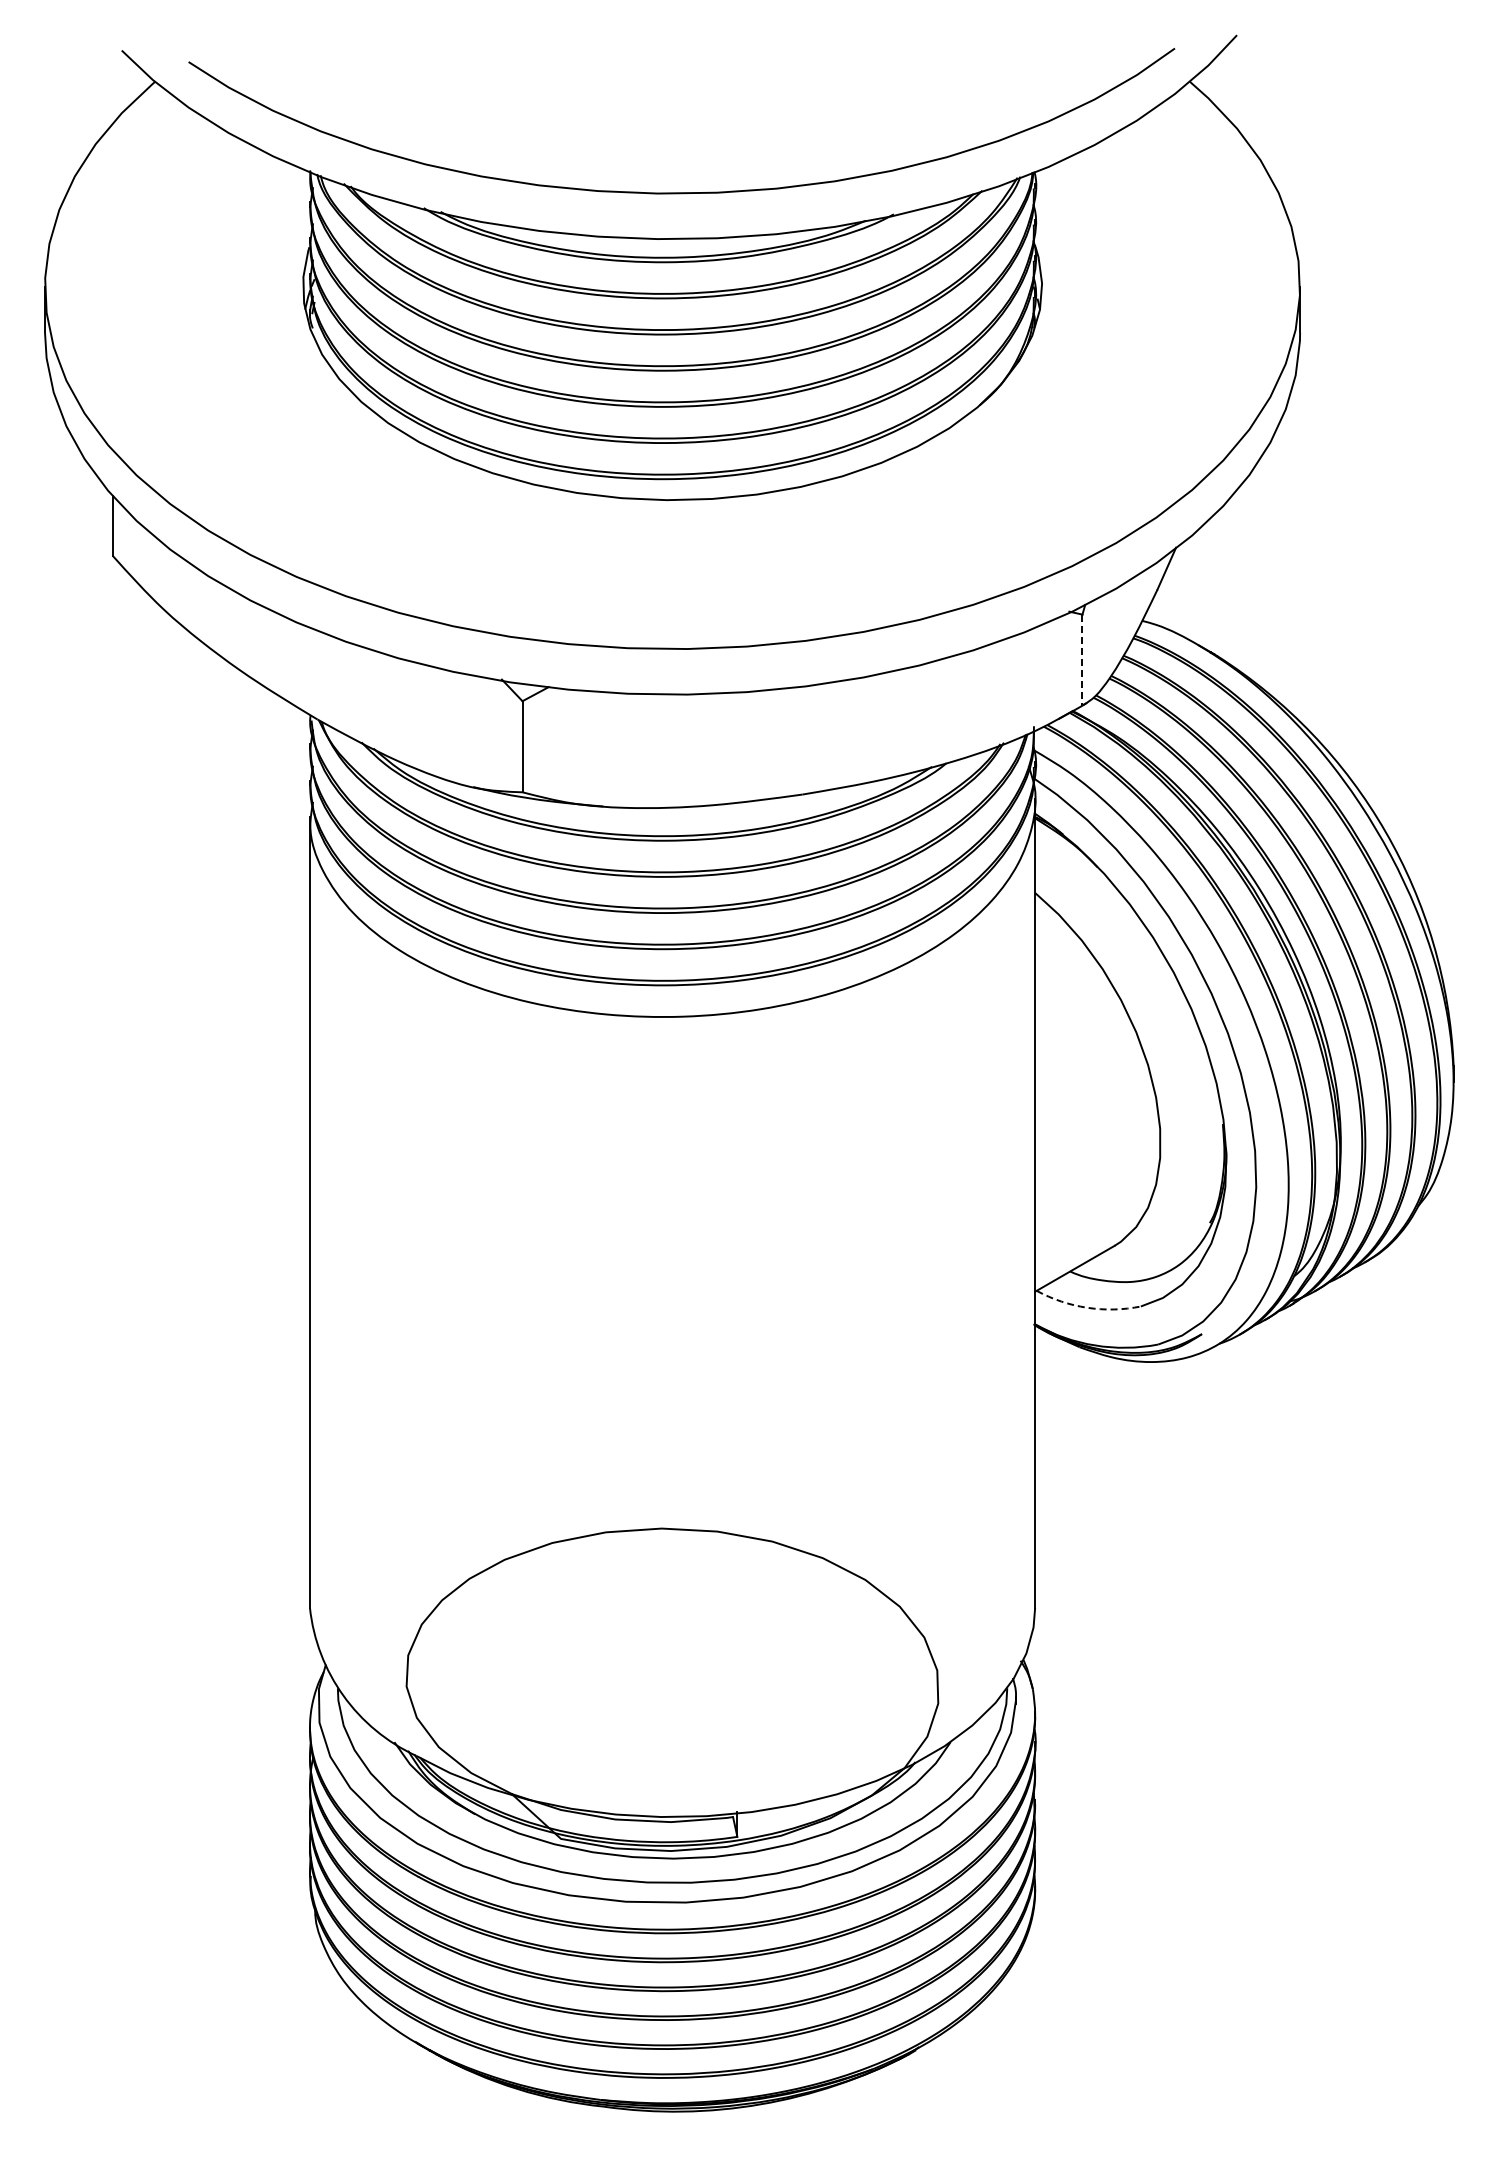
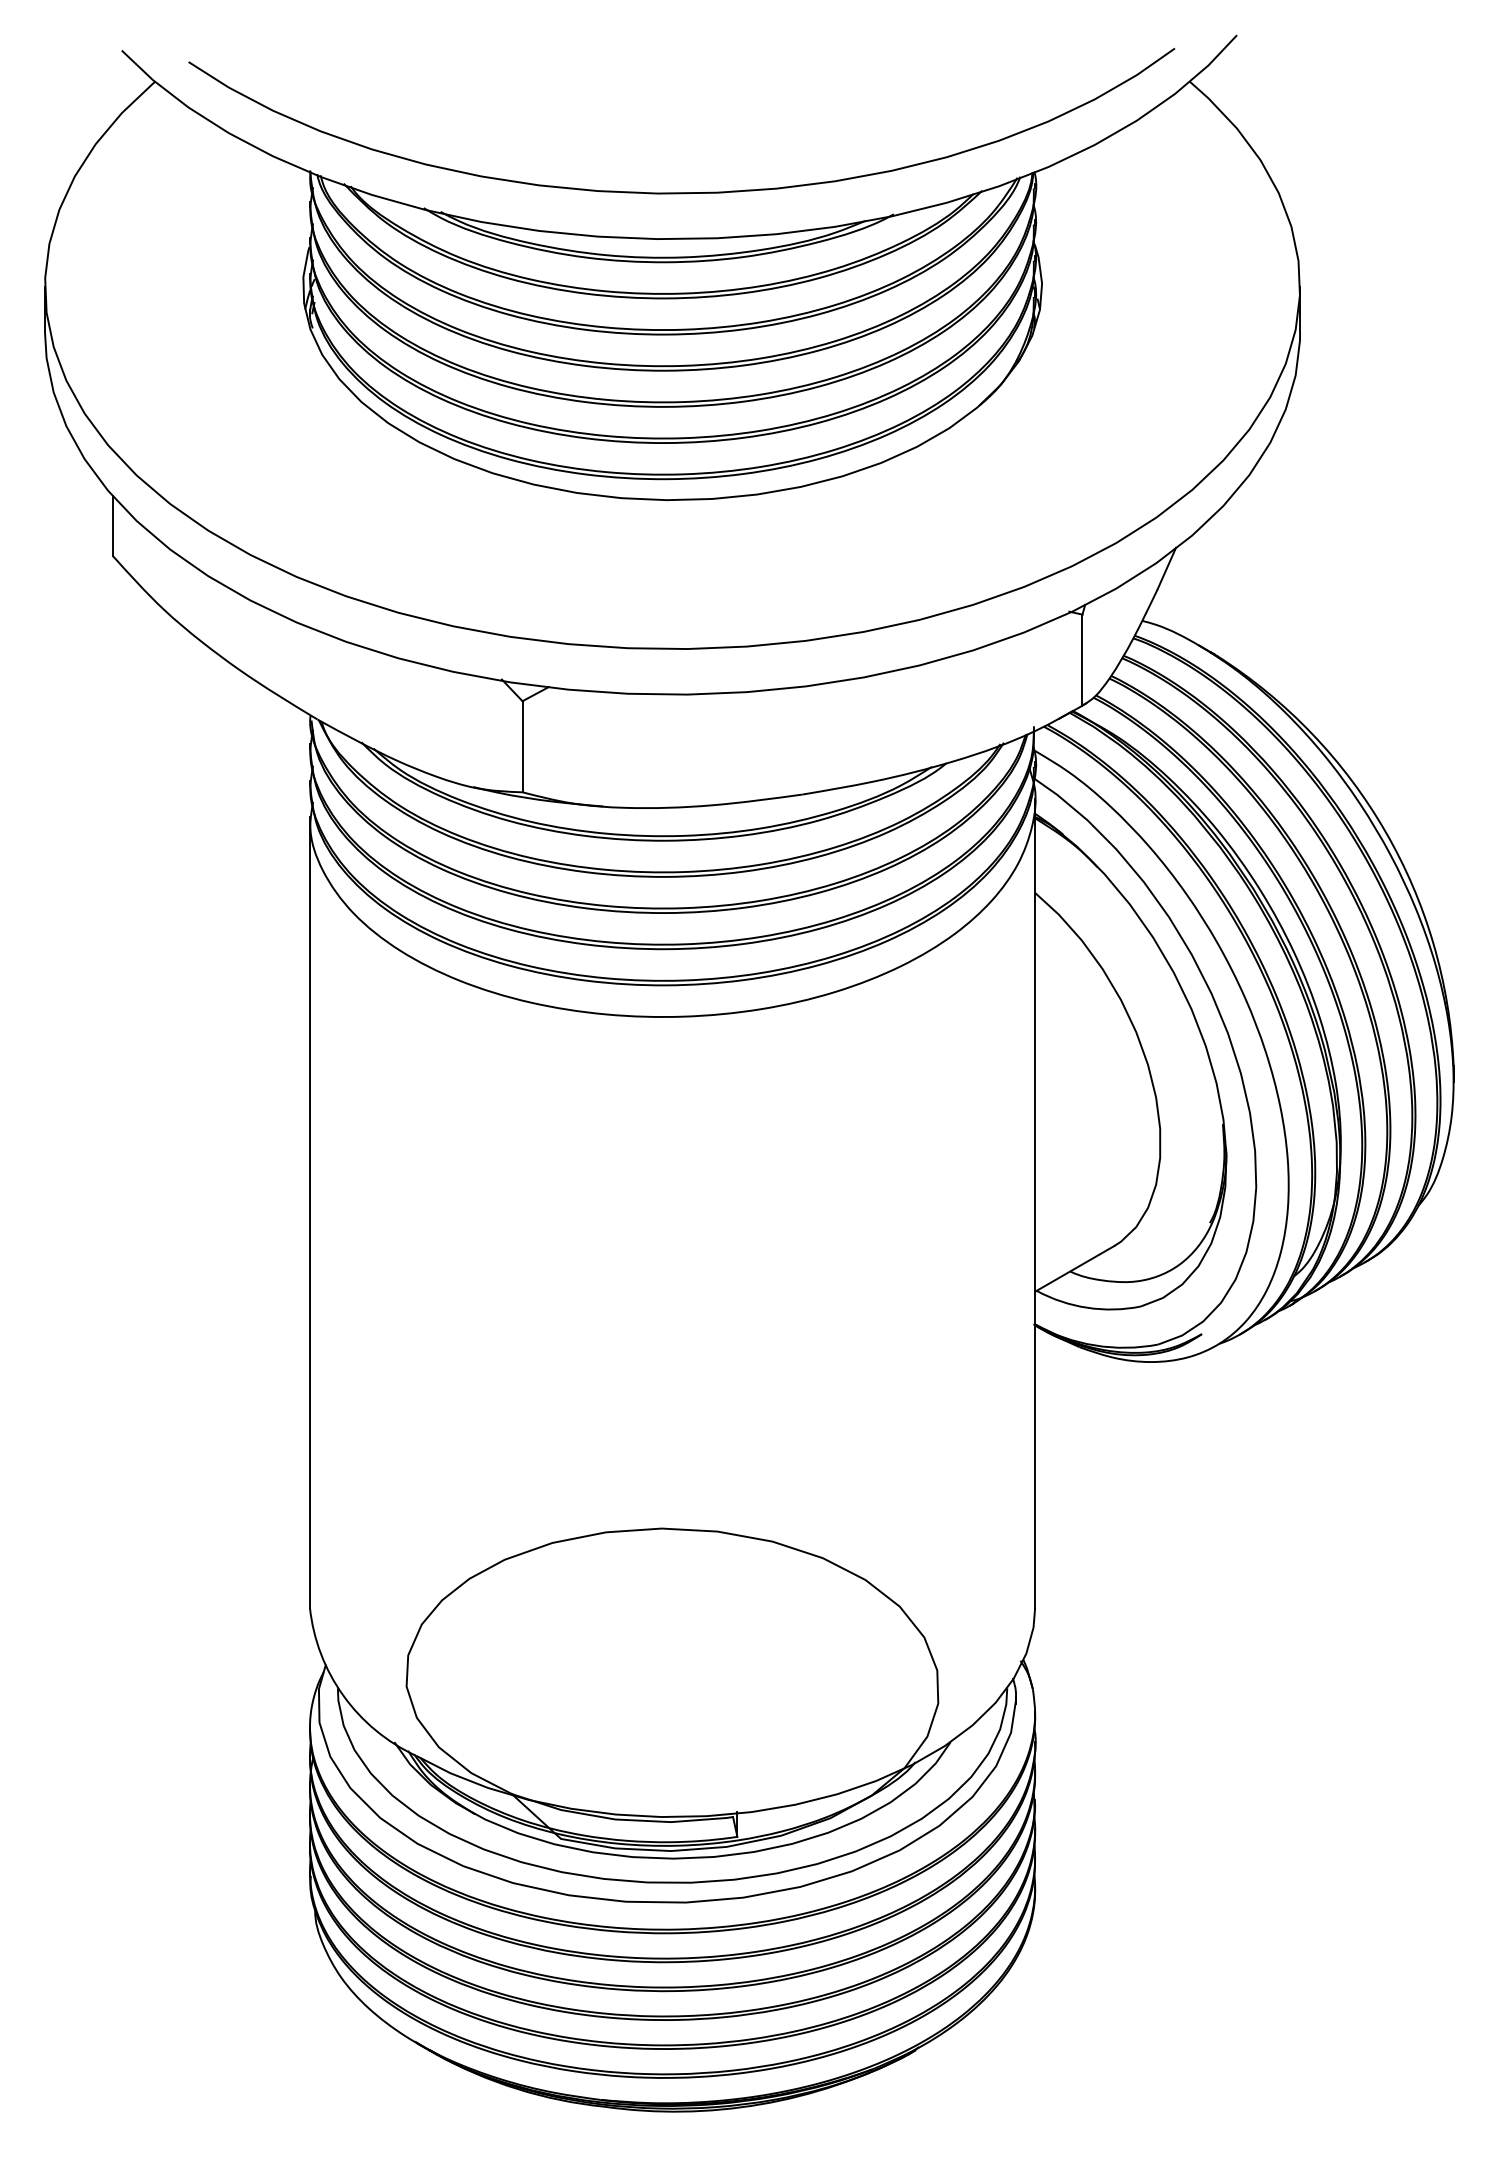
line: dashed -> solid (1082, 660)
arc: dashed -> solid (1087, 1307)
